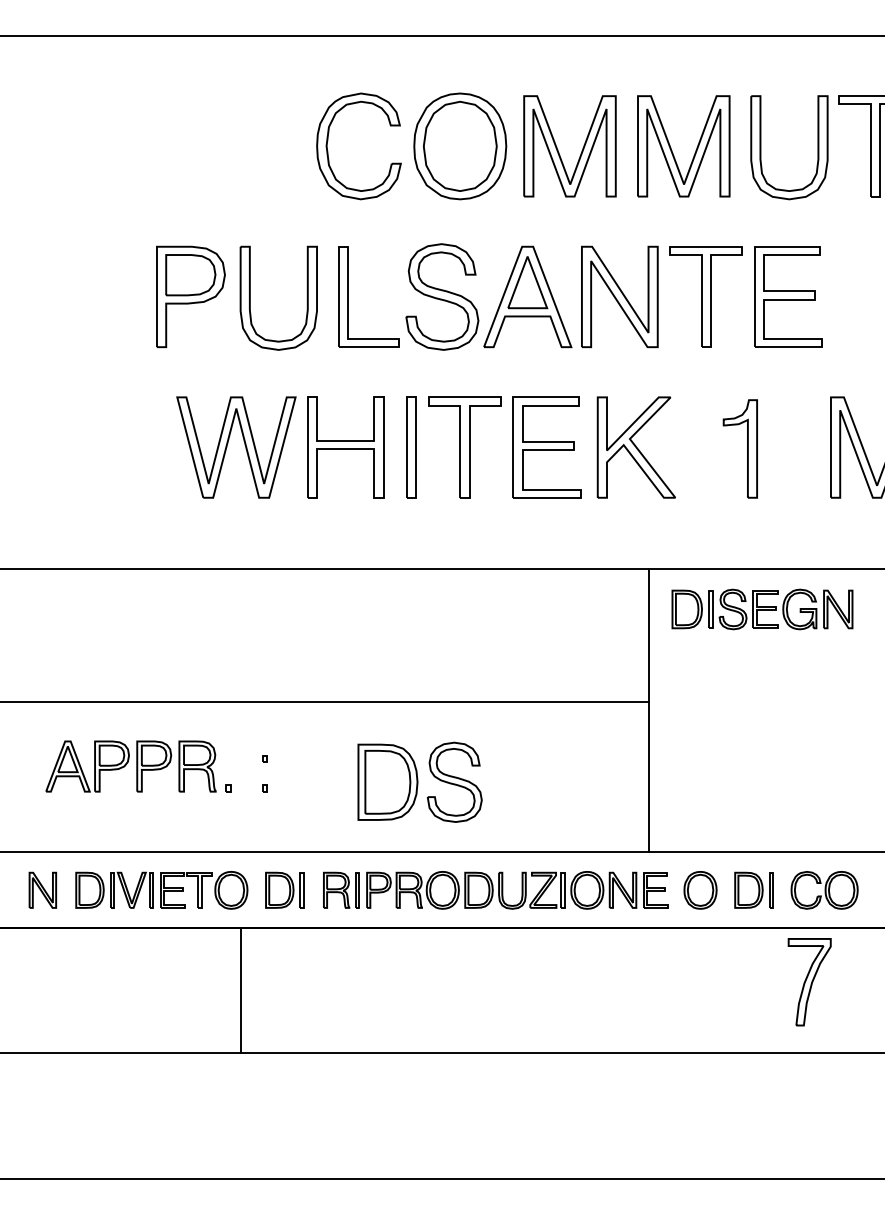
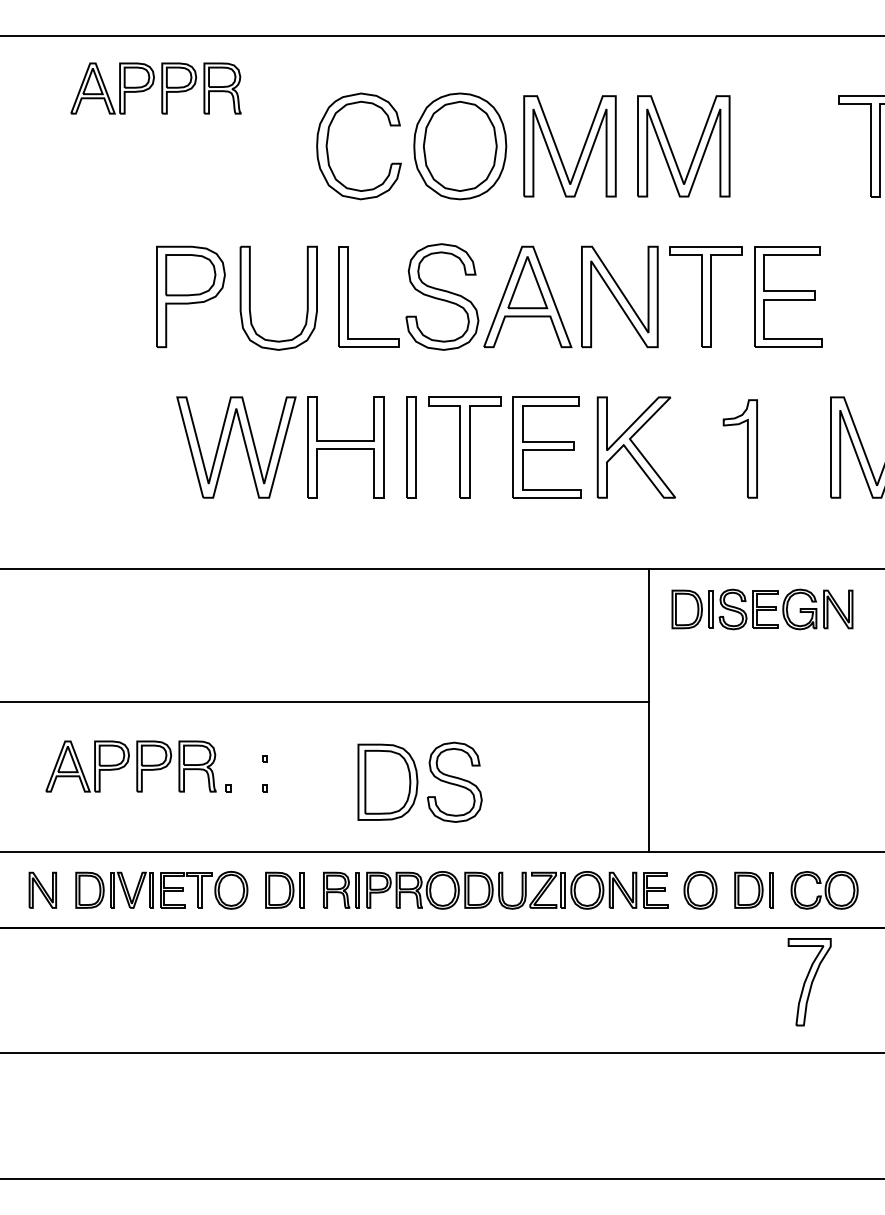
part: none -> present (155, 88)
part: present -> none (761, 147)
line: present -> none (241, 990)
